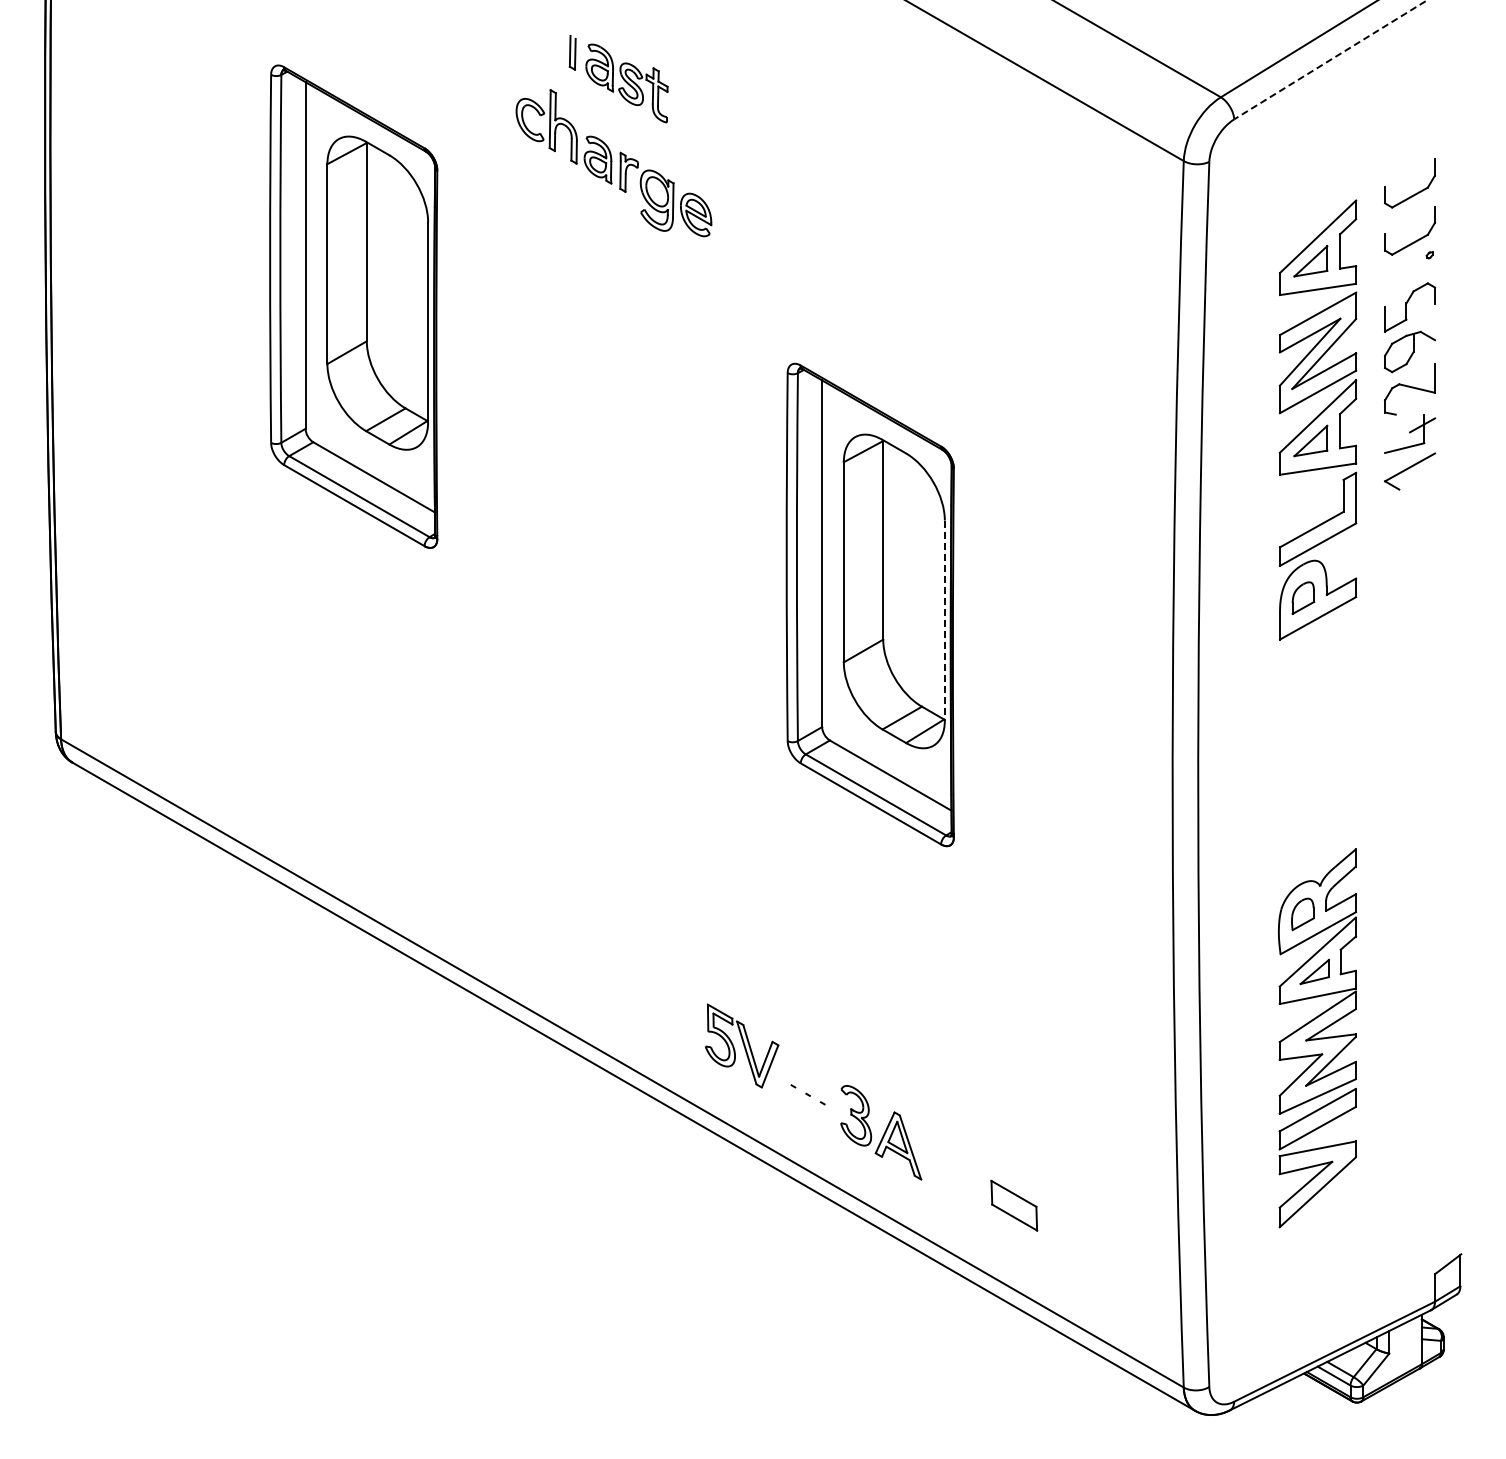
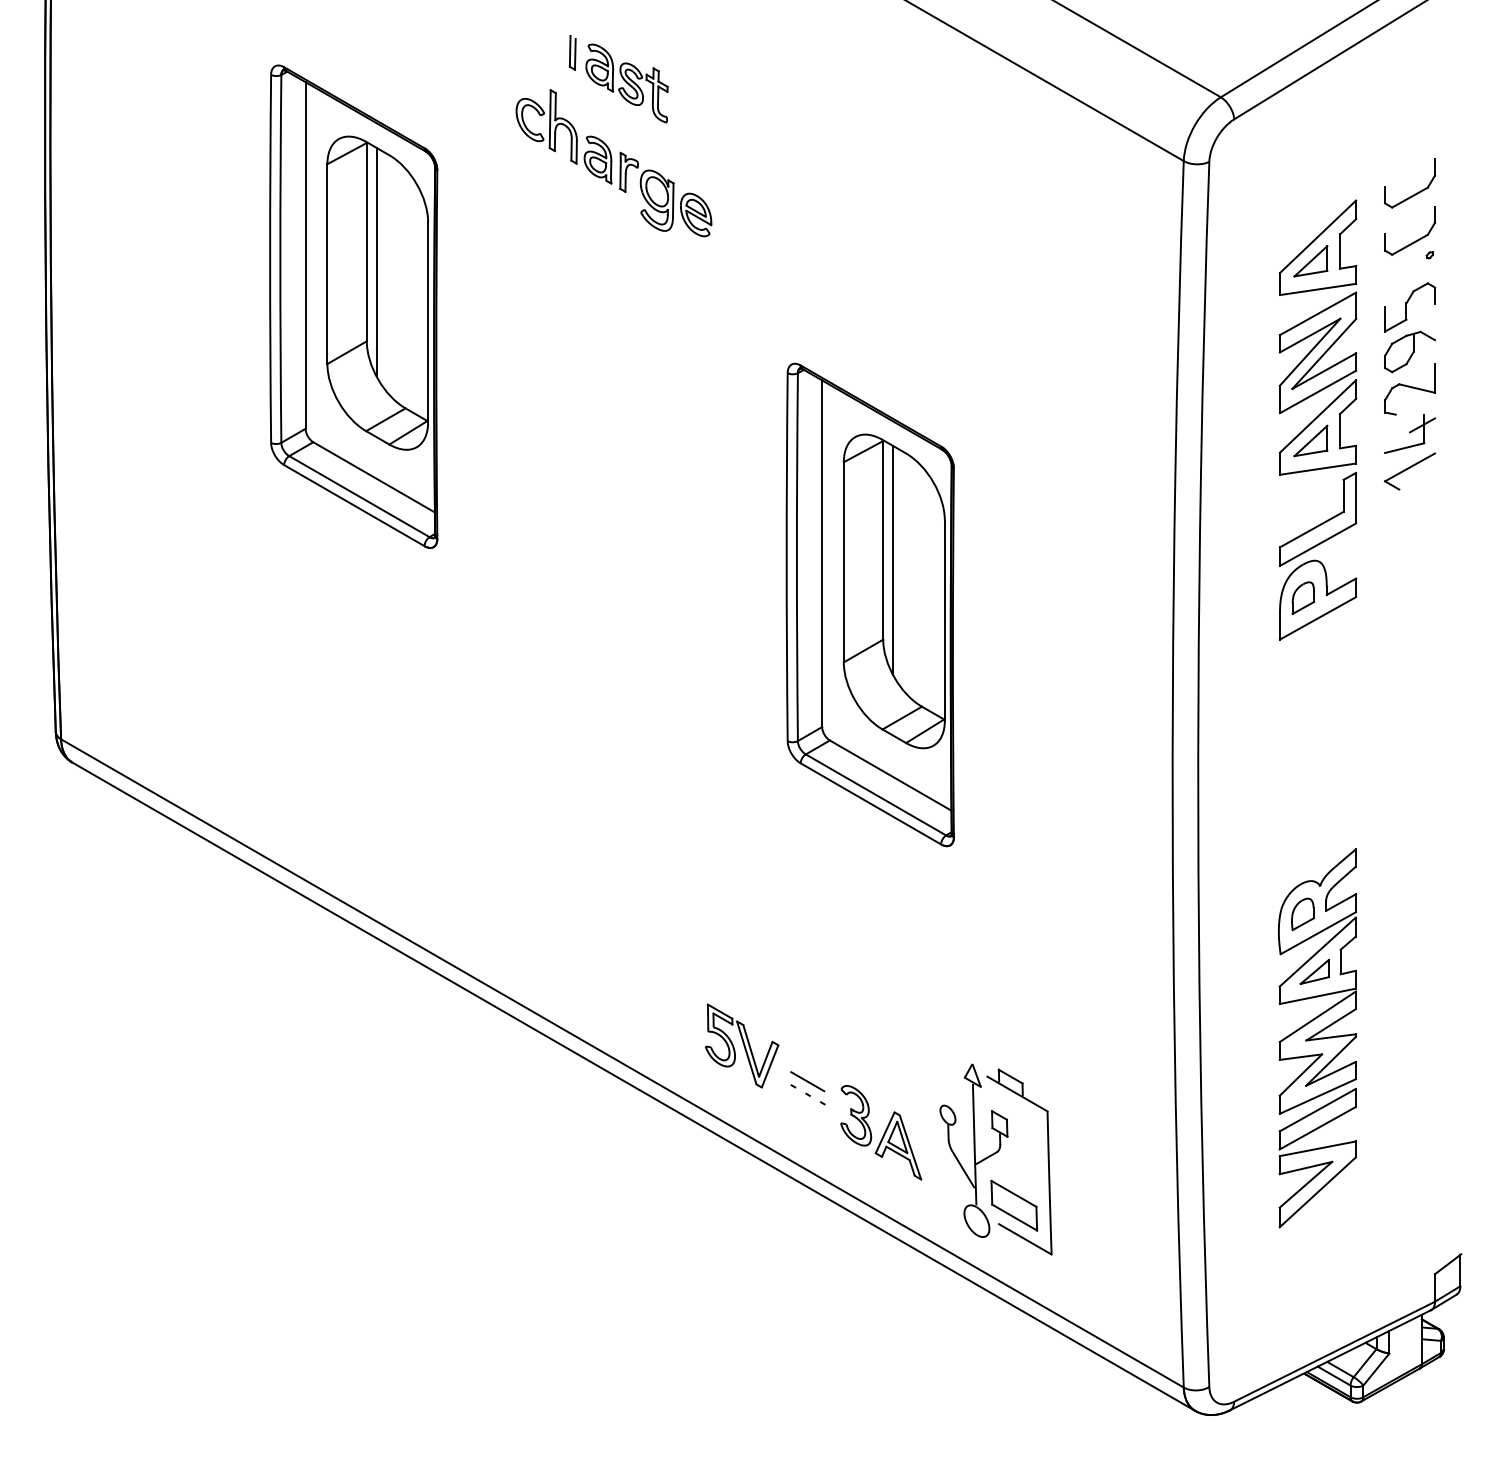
line: dashed -> solid (1330, 60)
line: none -> present (376, 261)
line: none -> present (893, 559)
line: dashed -> solid (944, 621)
line: none -> present (807, 1081)
part: none -> present (995, 1159)
